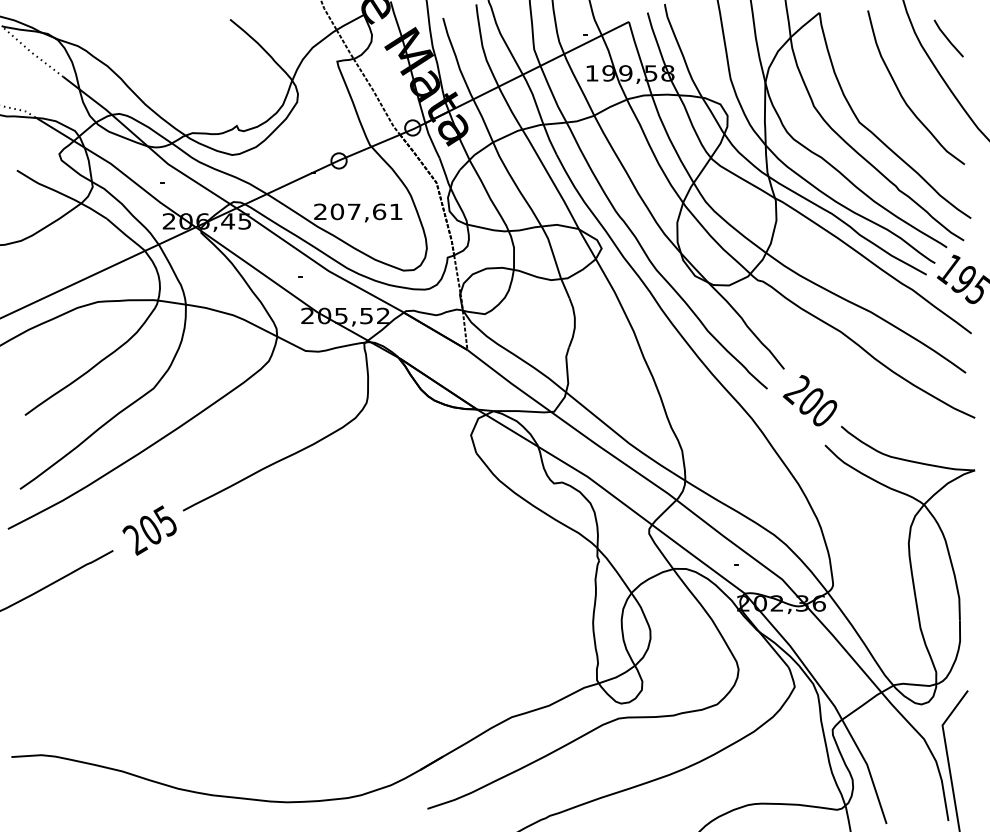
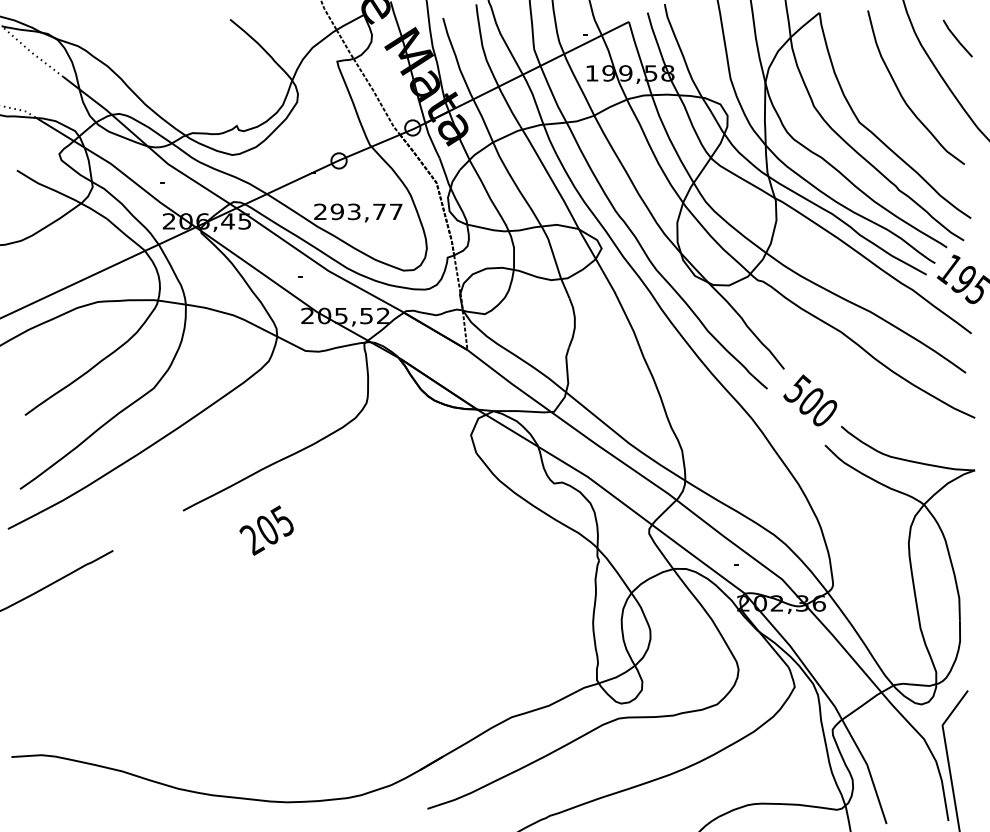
line position: (948, 38) -> (957, 38) (957, 38)
text: 207,61 -> 293,77 (366, 211)
text: 200 -> 500 (796, 389)
text position: (149, 530) -> (266, 530) (266, 530)
